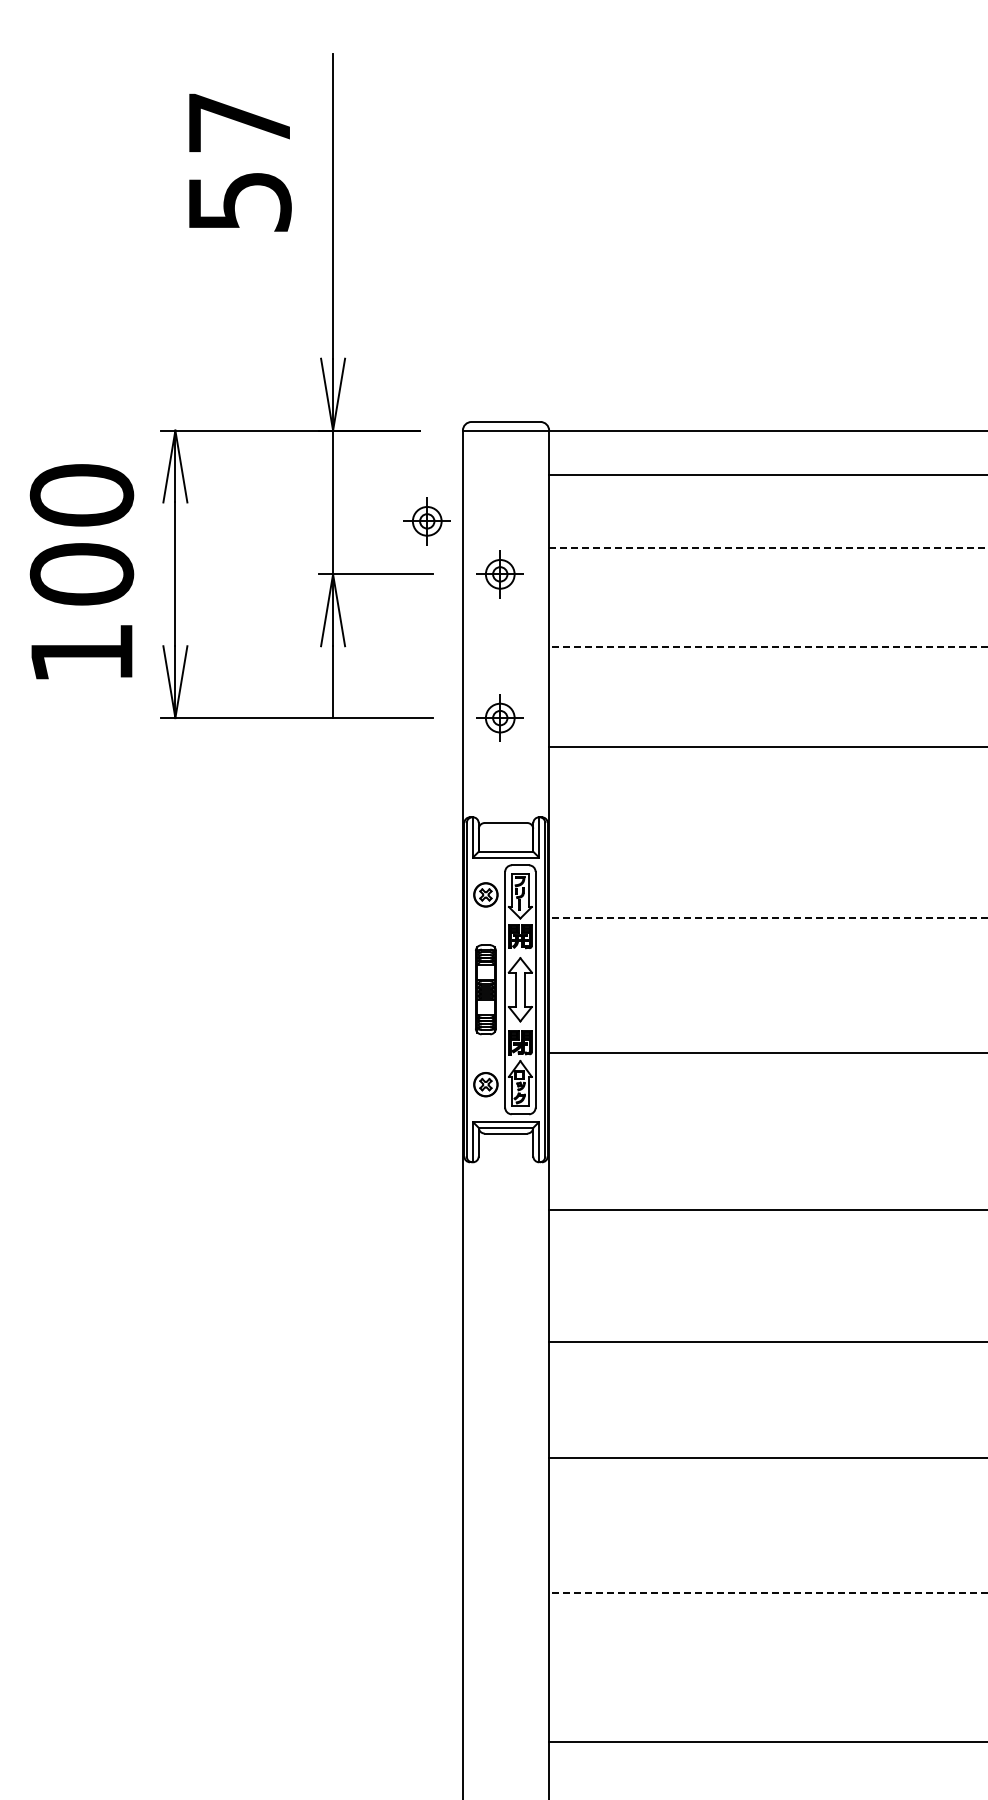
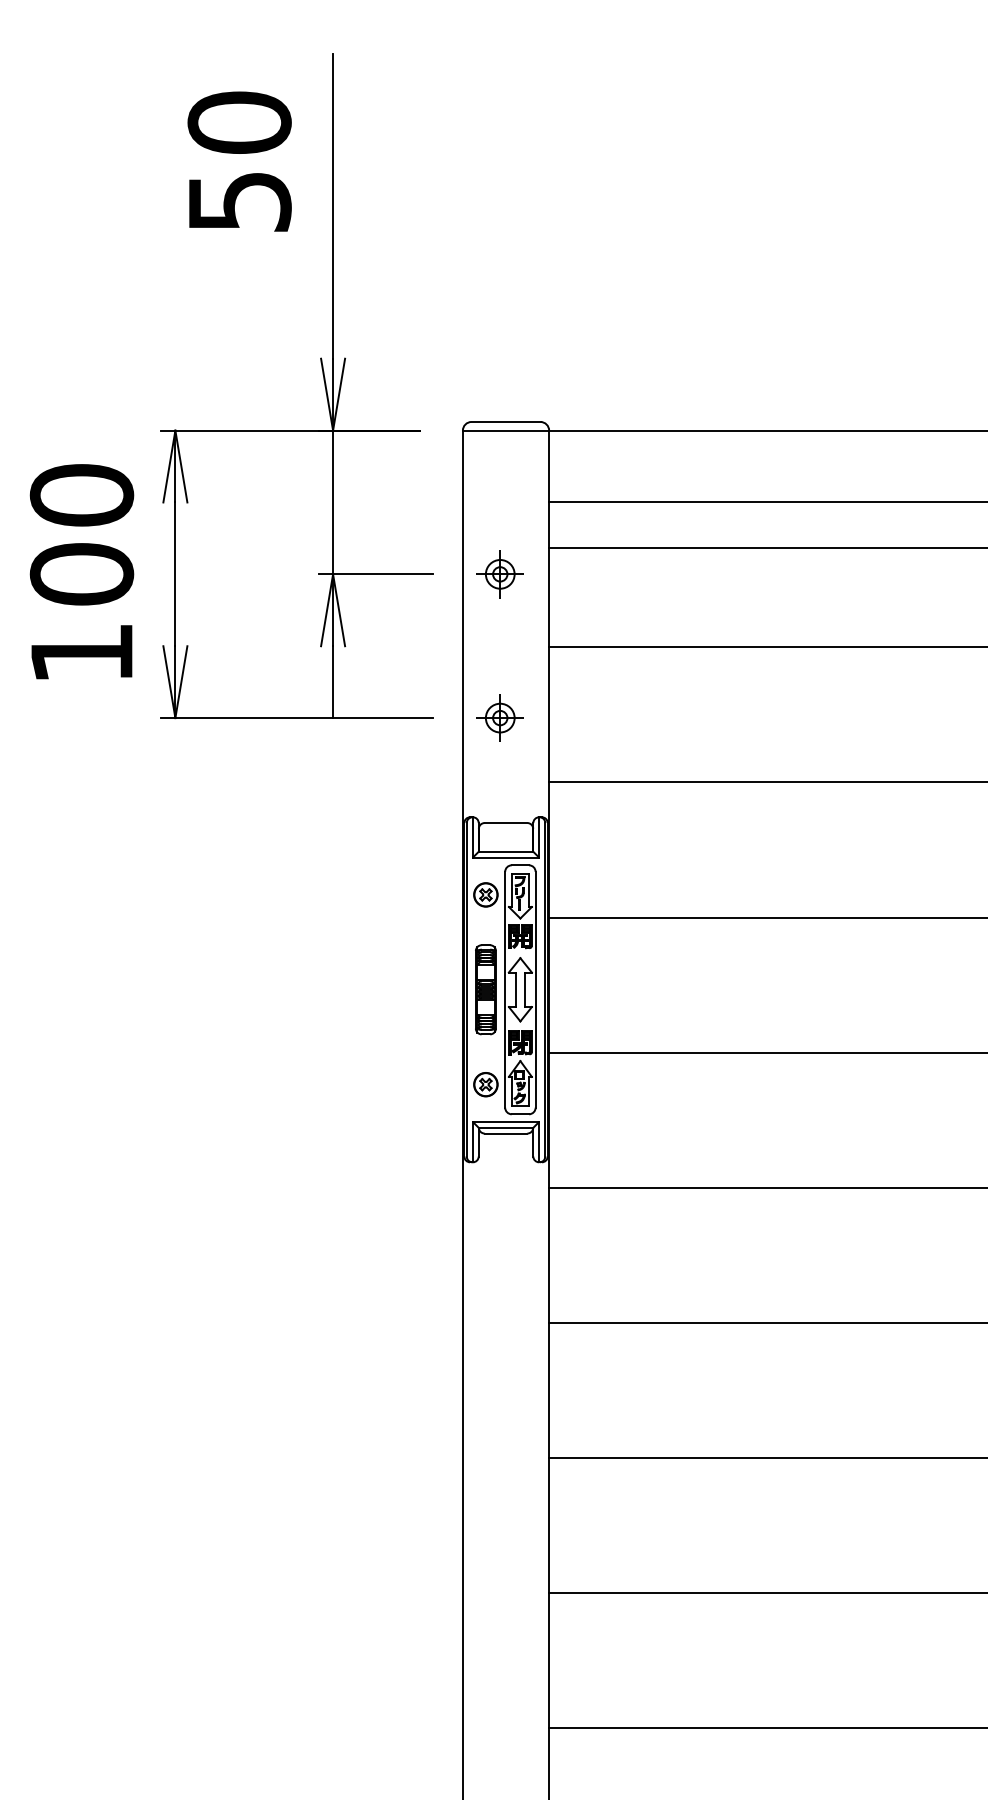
text: 57 -> 50 (239, 122)
line position: (766, 475) -> (766, 502) (766, 502)
part: present -> none (426, 521)
line: dashed -> solid (769, 548)
line: dashed -> solid (768, 647)
line position: (766, 747) -> (766, 782) (766, 782)
line: dashed -> solid (768, 917)
line position: (766, 1209) -> (766, 1187) (766, 1187)
line position: (766, 1341) -> (766, 1322) (766, 1322)
line: dashed -> solid (768, 1593)
line position: (766, 1742) -> (766, 1728) (766, 1728)
